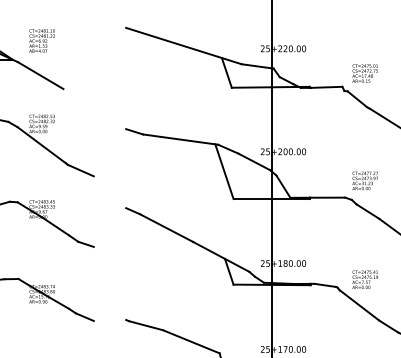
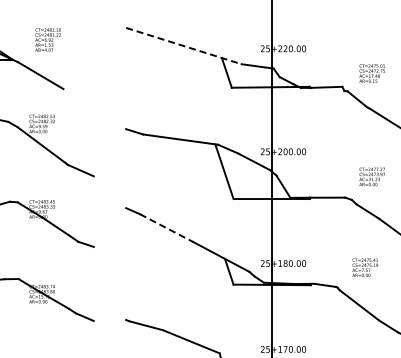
text position: (41, 40) -> (47, 39) (47, 39)
line: solid -> dashed (183, 46)
text position: (364, 73) -> (371, 73) (371, 73)
text position: (364, 180) -> (371, 176) (371, 176)
line: solid -> dashed (166, 228)
text position: (365, 279) -> (365, 267) (365, 267)
